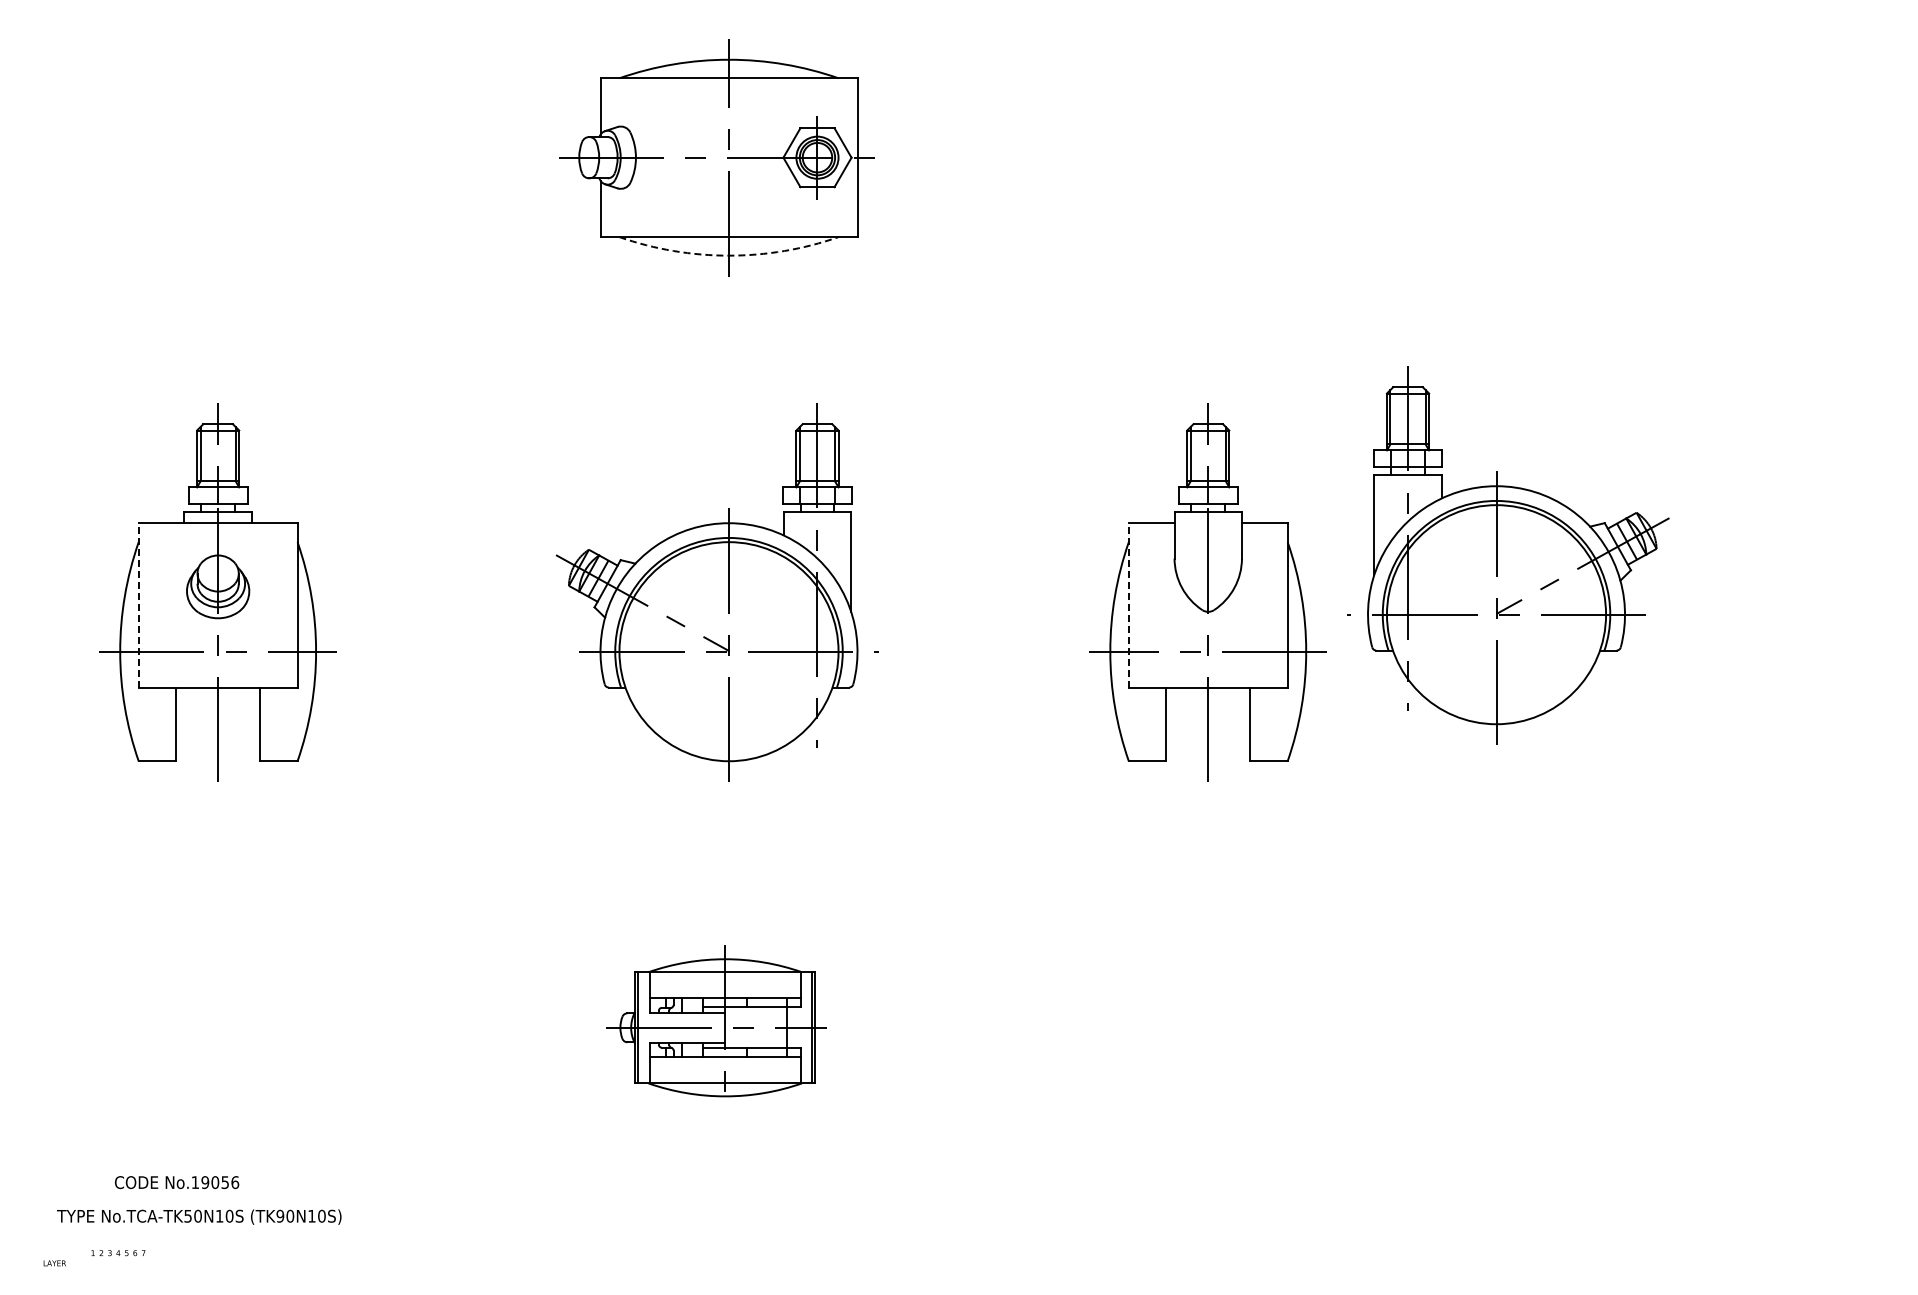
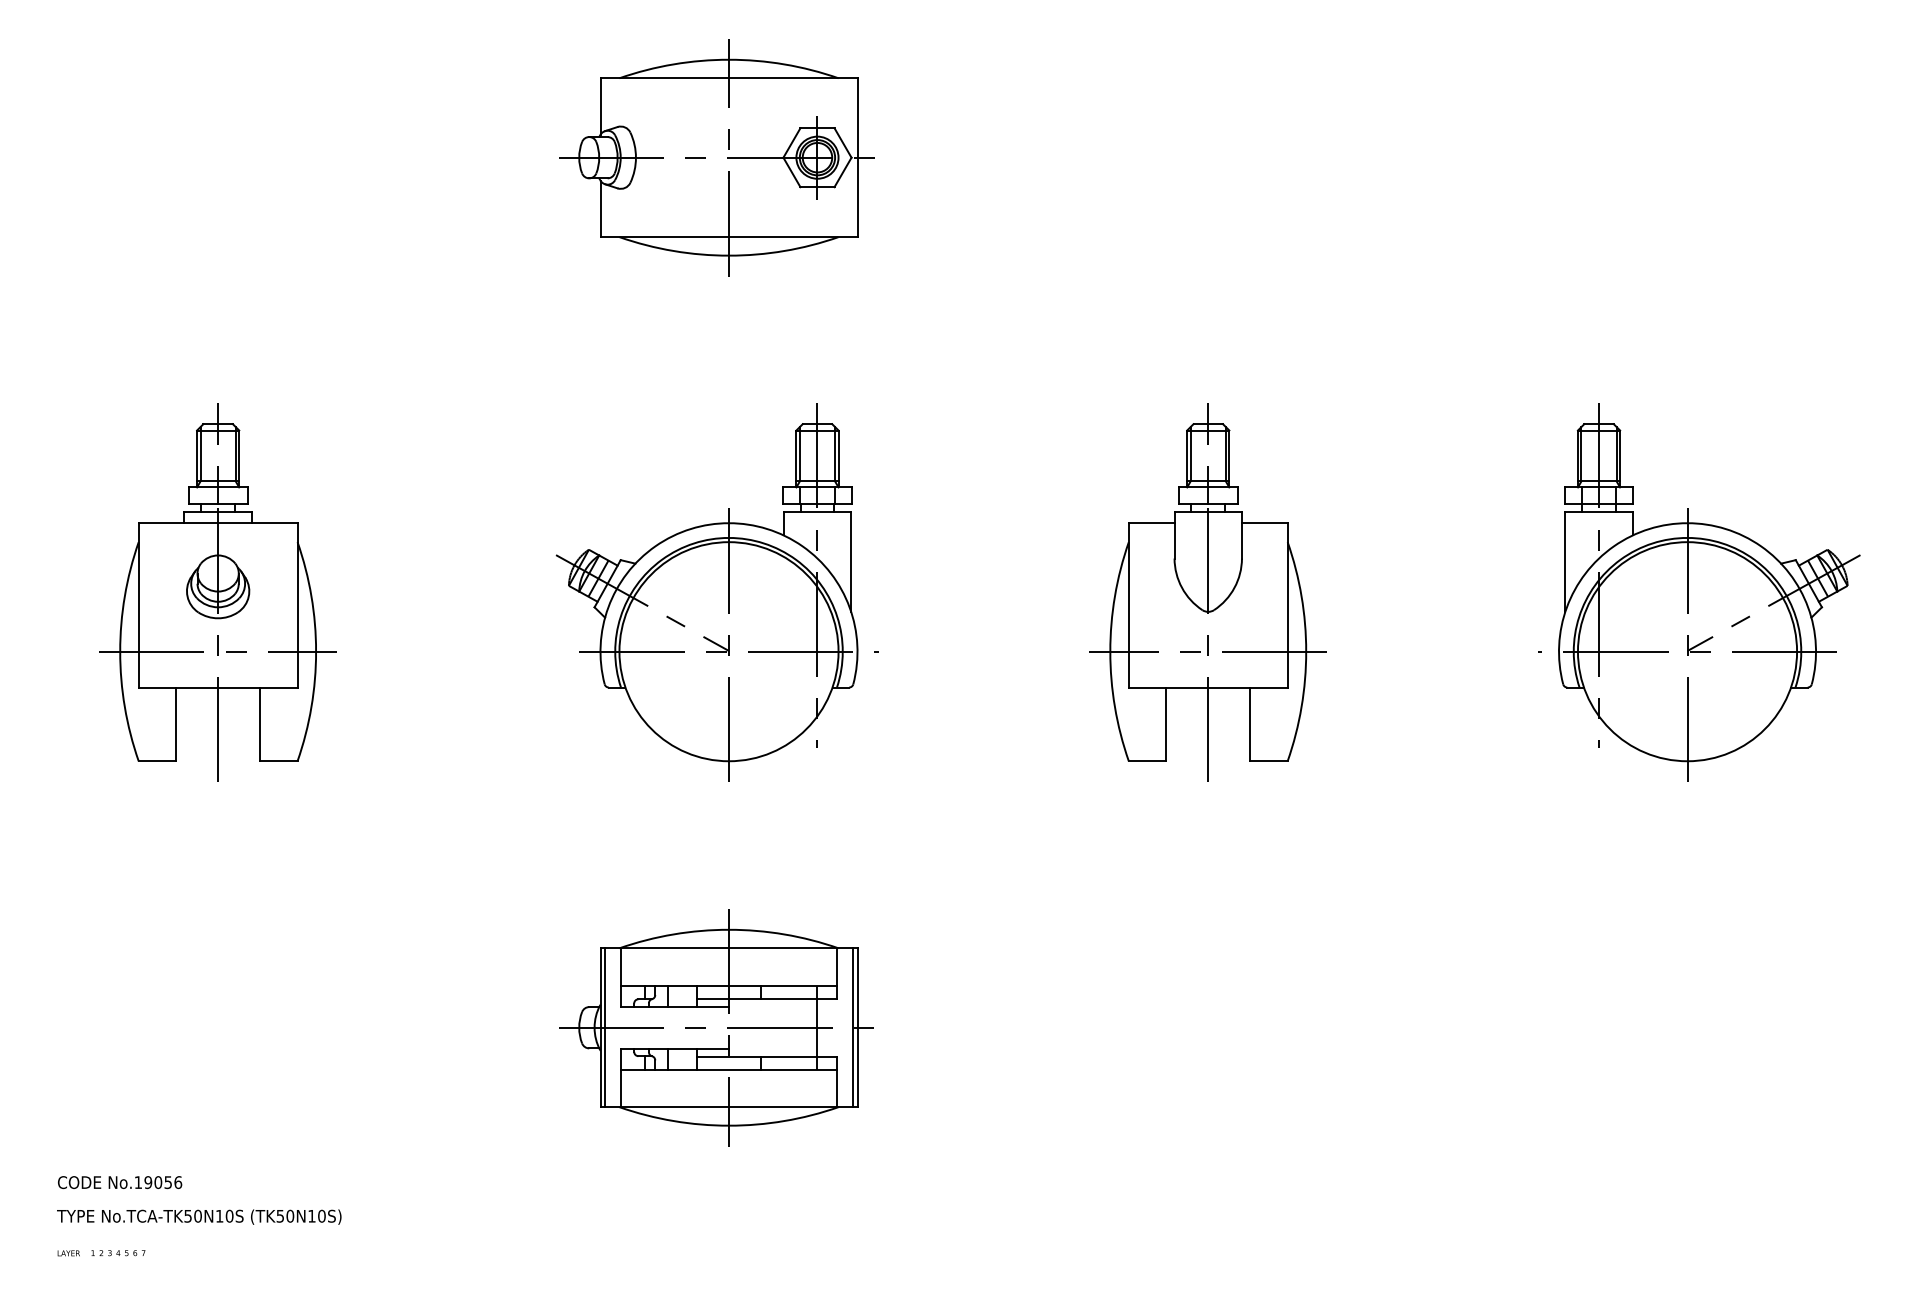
arc: dashed -> solid (729, 255)
part position: (1508, 555) -> (1699, 592) (1699, 592)
line: dashed -> solid (138, 604)
line: dashed -> solid (1128, 604)
part size: 221x153 px -> 315x238 px (716, 1027)
text position: (177, 1182) -> (120, 1182) (120, 1182)
text: (TK90N10S) -> (TK50N10S) (280, 1215)
text position: (54, 1263) -> (68, 1253) (68, 1253)
